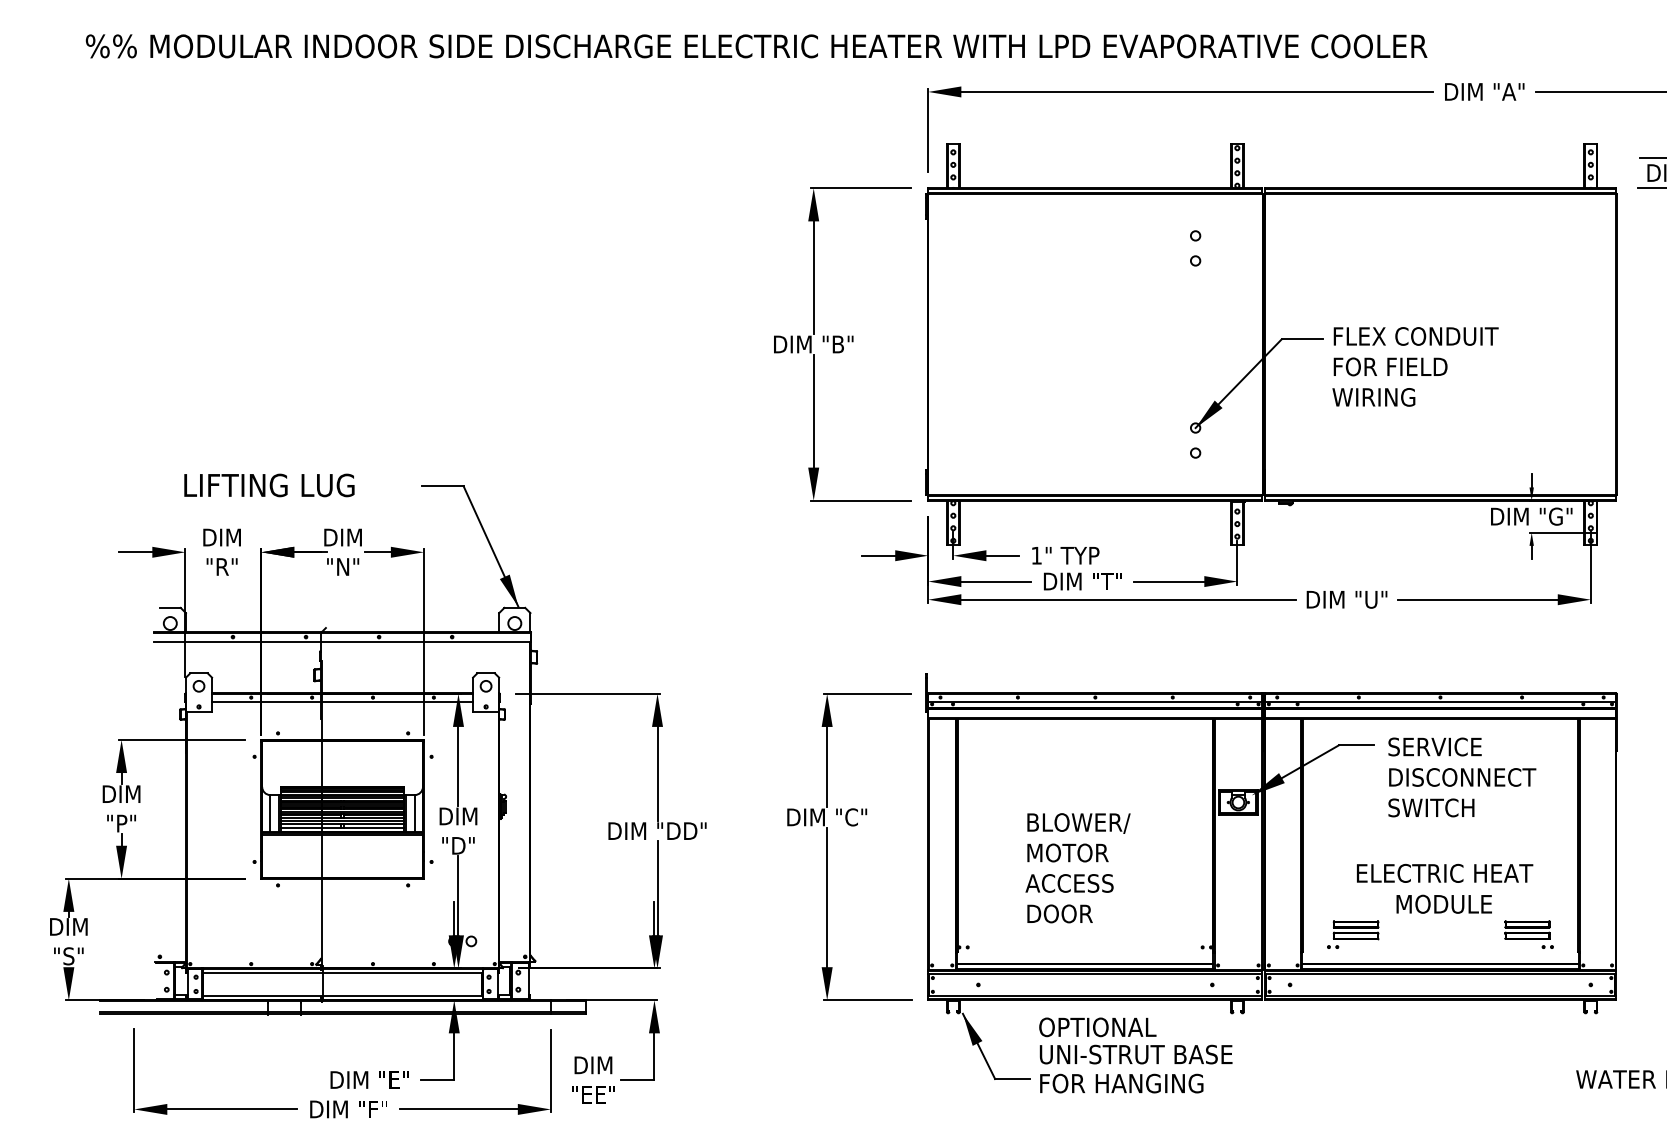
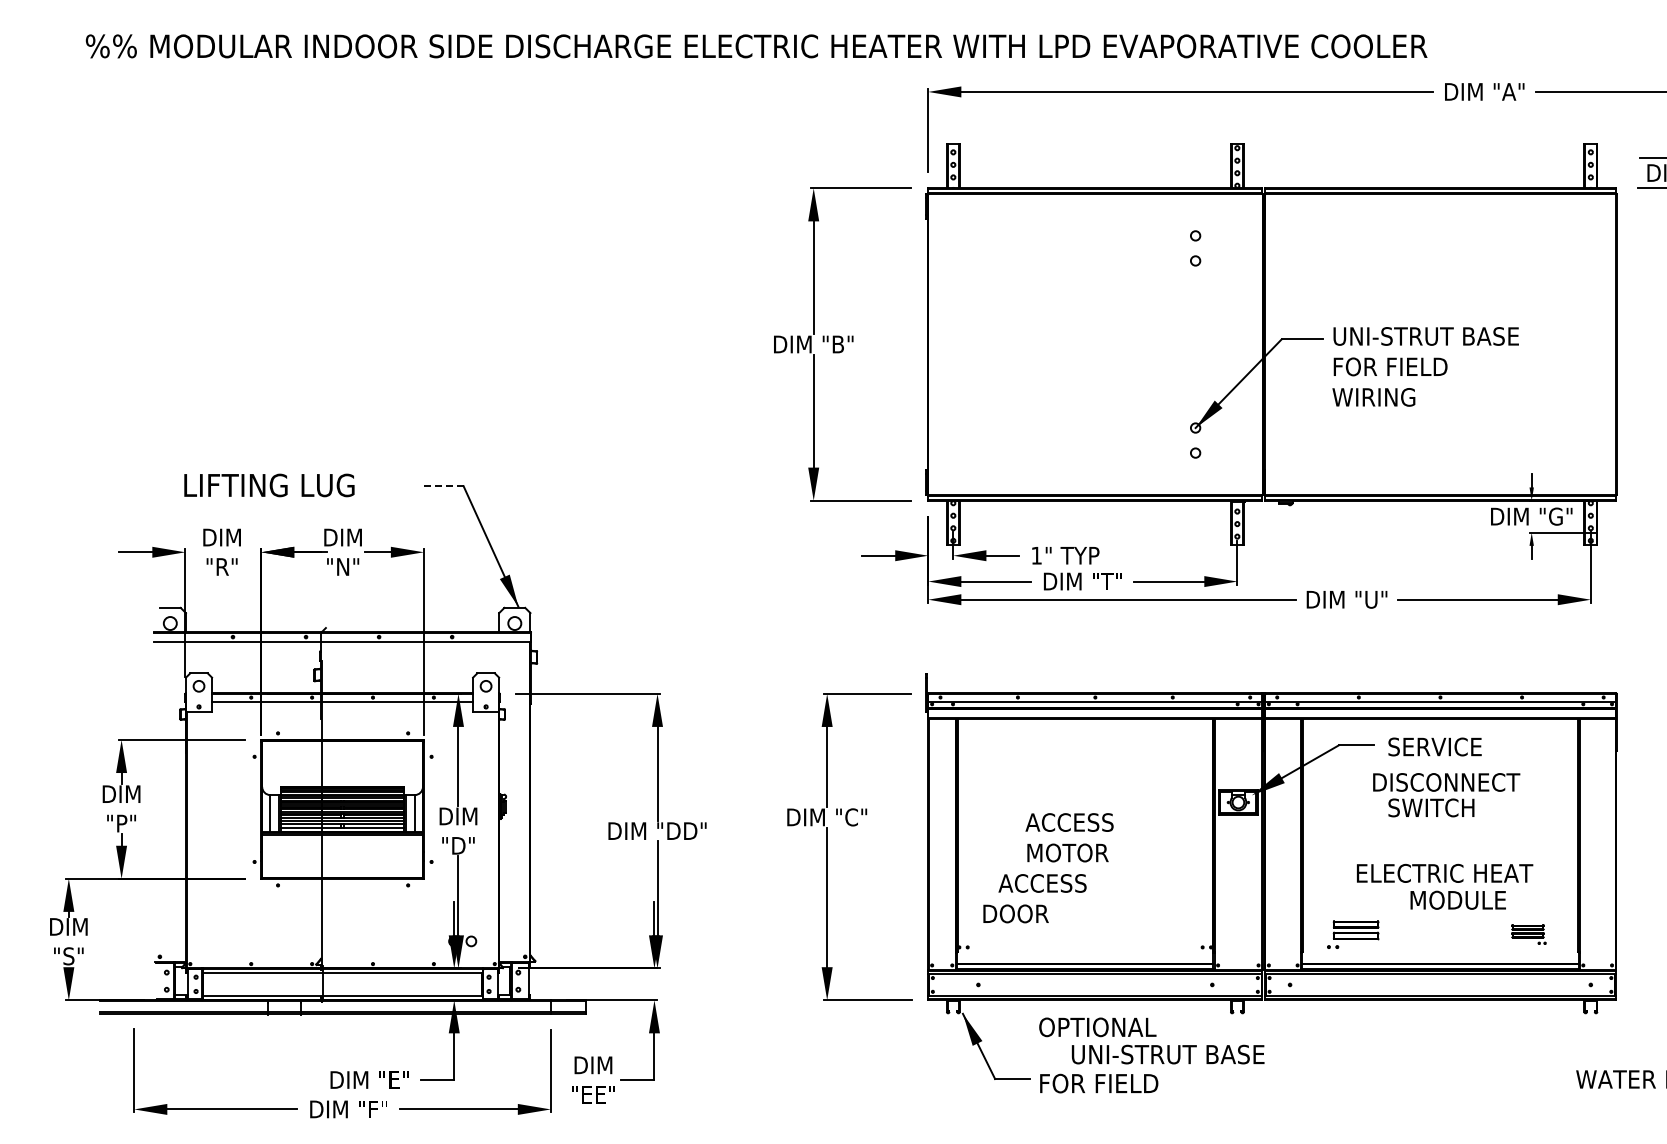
text: FLEX CONDUIT -> UNI-STRUT BASE (1425, 336)
line: solid -> dashed (442, 486)
text position: (1462, 777) -> (1446, 782) (1446, 782)
text: BLOWER/ -> ACCESS (1077, 823)
text position: (1069, 883) -> (1042, 883) (1042, 883)
text position: (1443, 903) -> (1457, 899) (1457, 899)
text position: (1059, 913) -> (1015, 913) (1015, 913)
part size: 50x29 px -> 36x21 px (1528, 934)
text position: (1135, 1054) -> (1167, 1054) (1167, 1054)
text: FOR HANGING -> FOR FIELD (1150, 1083)
